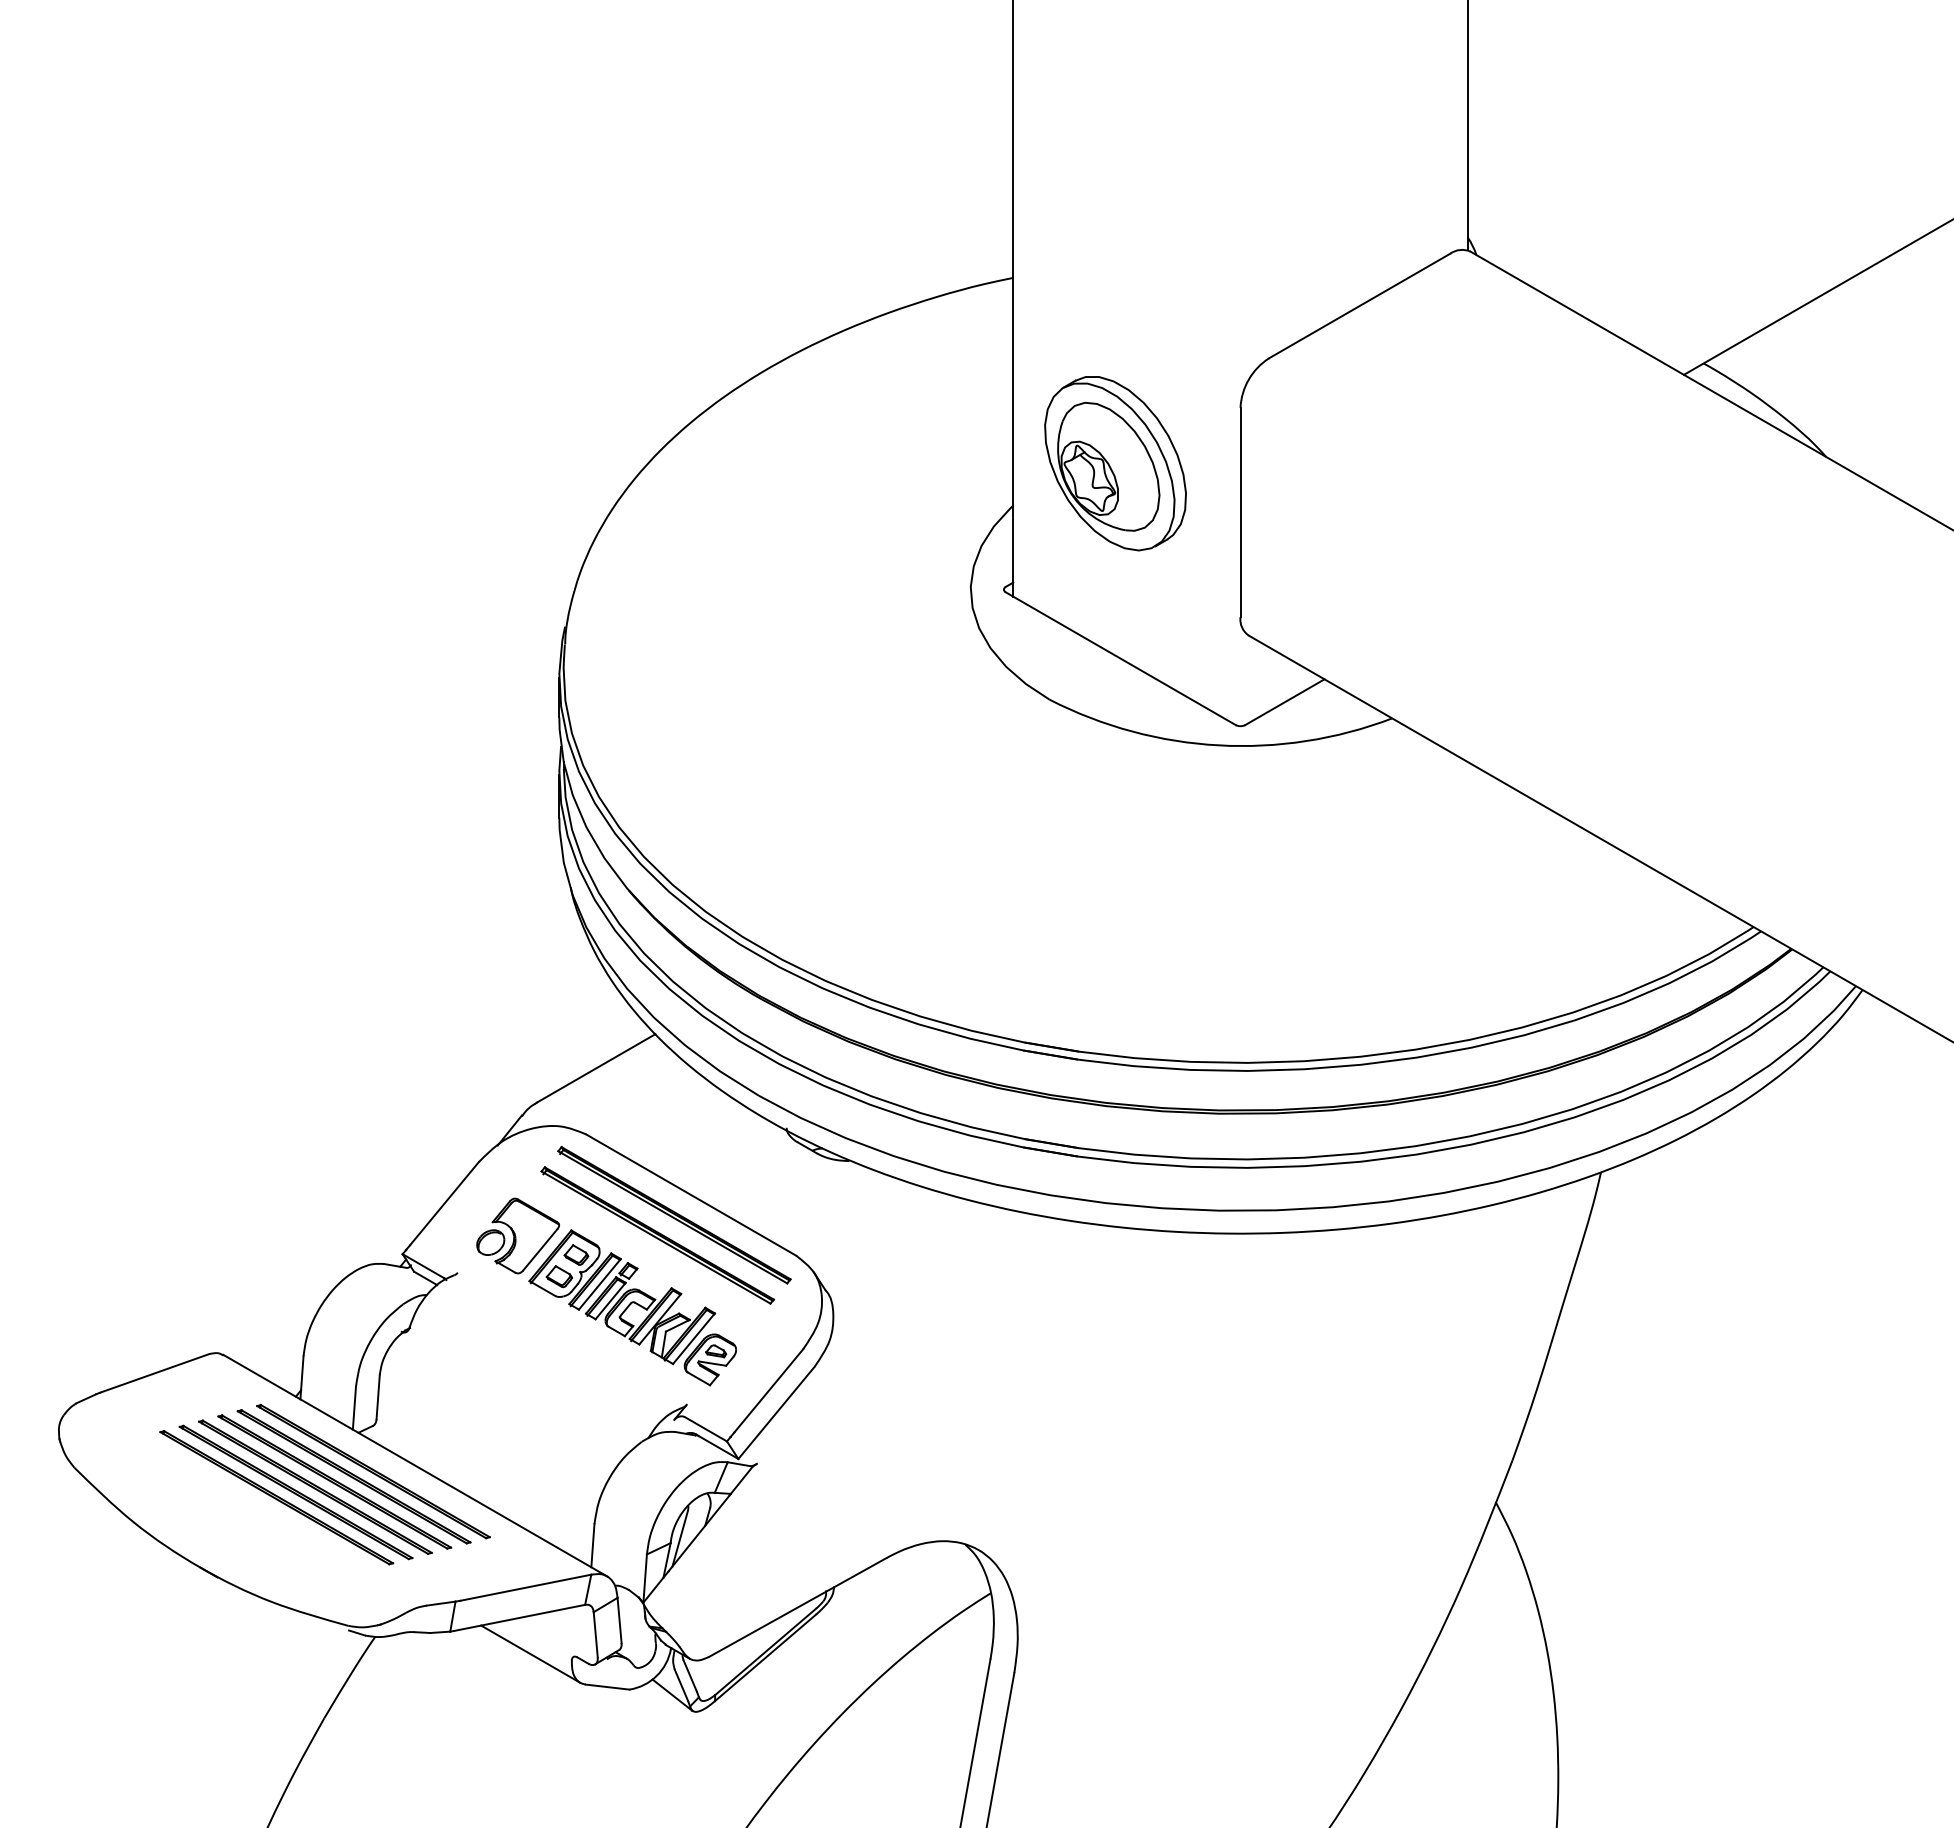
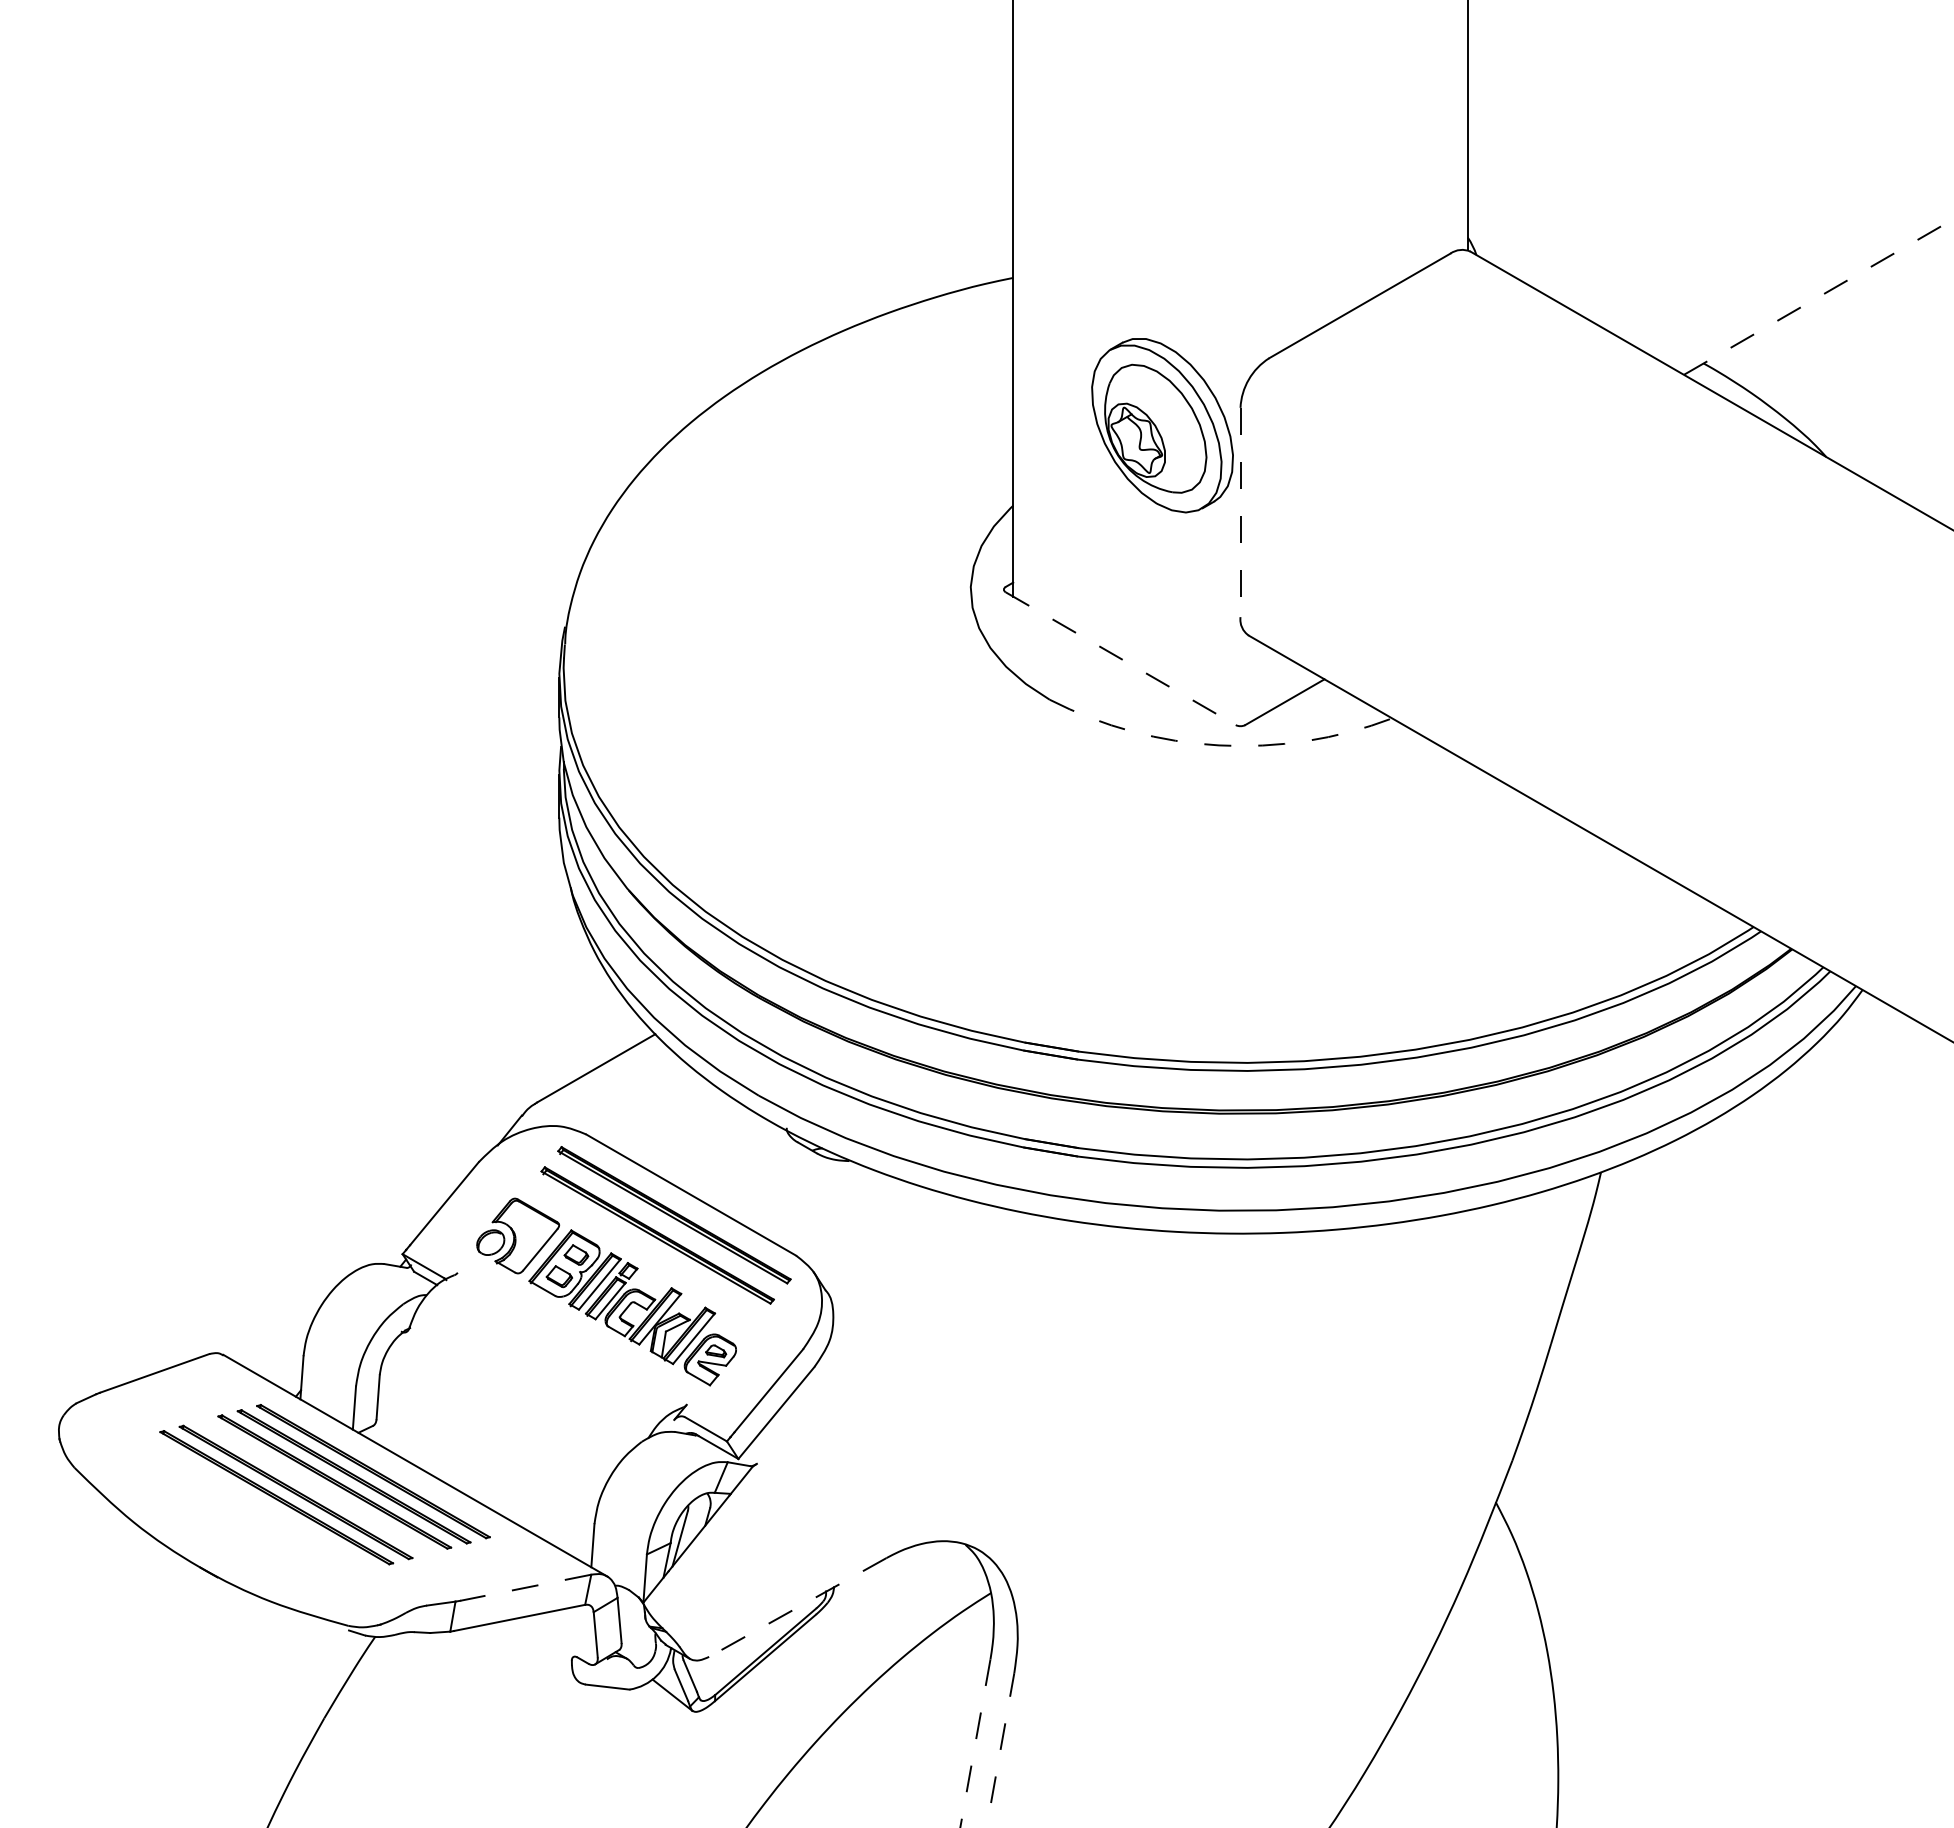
line: solid -> dashed (1819, 296)
part position: (1115, 463) -> (1162, 425) (1162, 425)
line: solid -> dashed (1240, 512)
line: solid -> dashed (1120, 658)
arc: solid -> dashed (1219, 745)
part: present -> none (315, 1486)
line: solid -> dashed (525, 1587)
line: solid -> dashed (797, 1607)
line: present -> none (530, 1653)
line: solid -> dashed (975, 1743)
line: solid -> dashed (1000, 1749)
